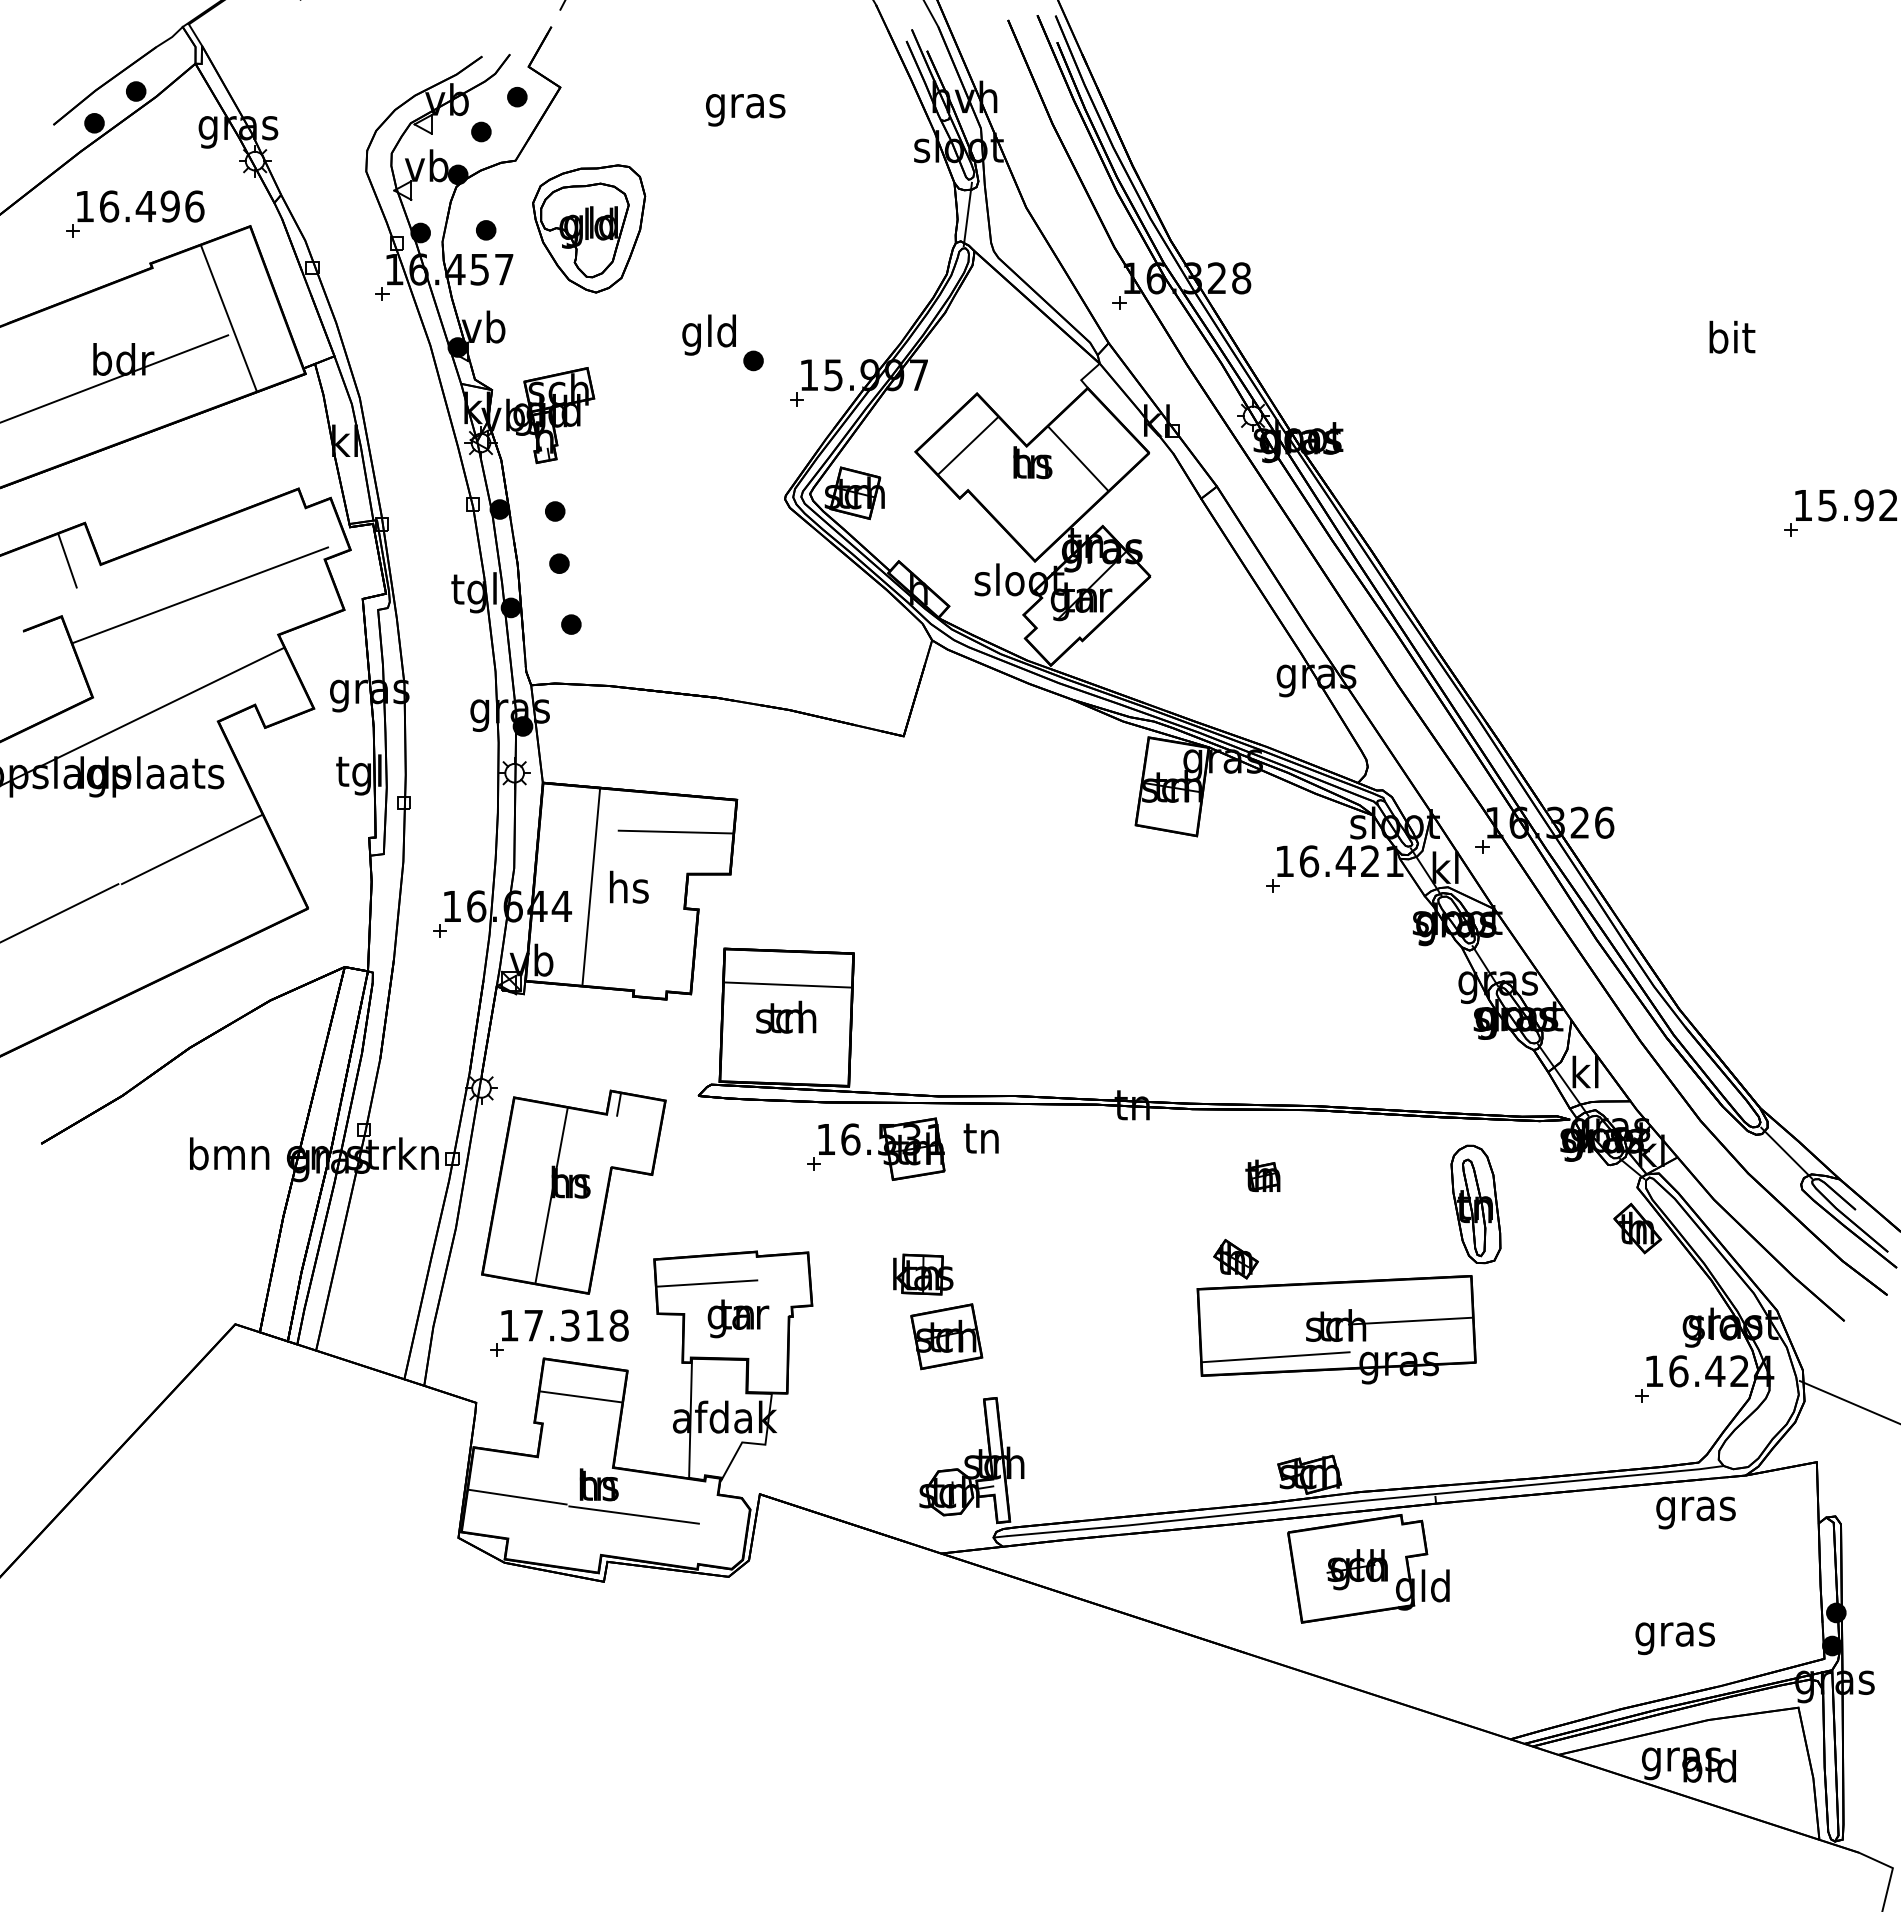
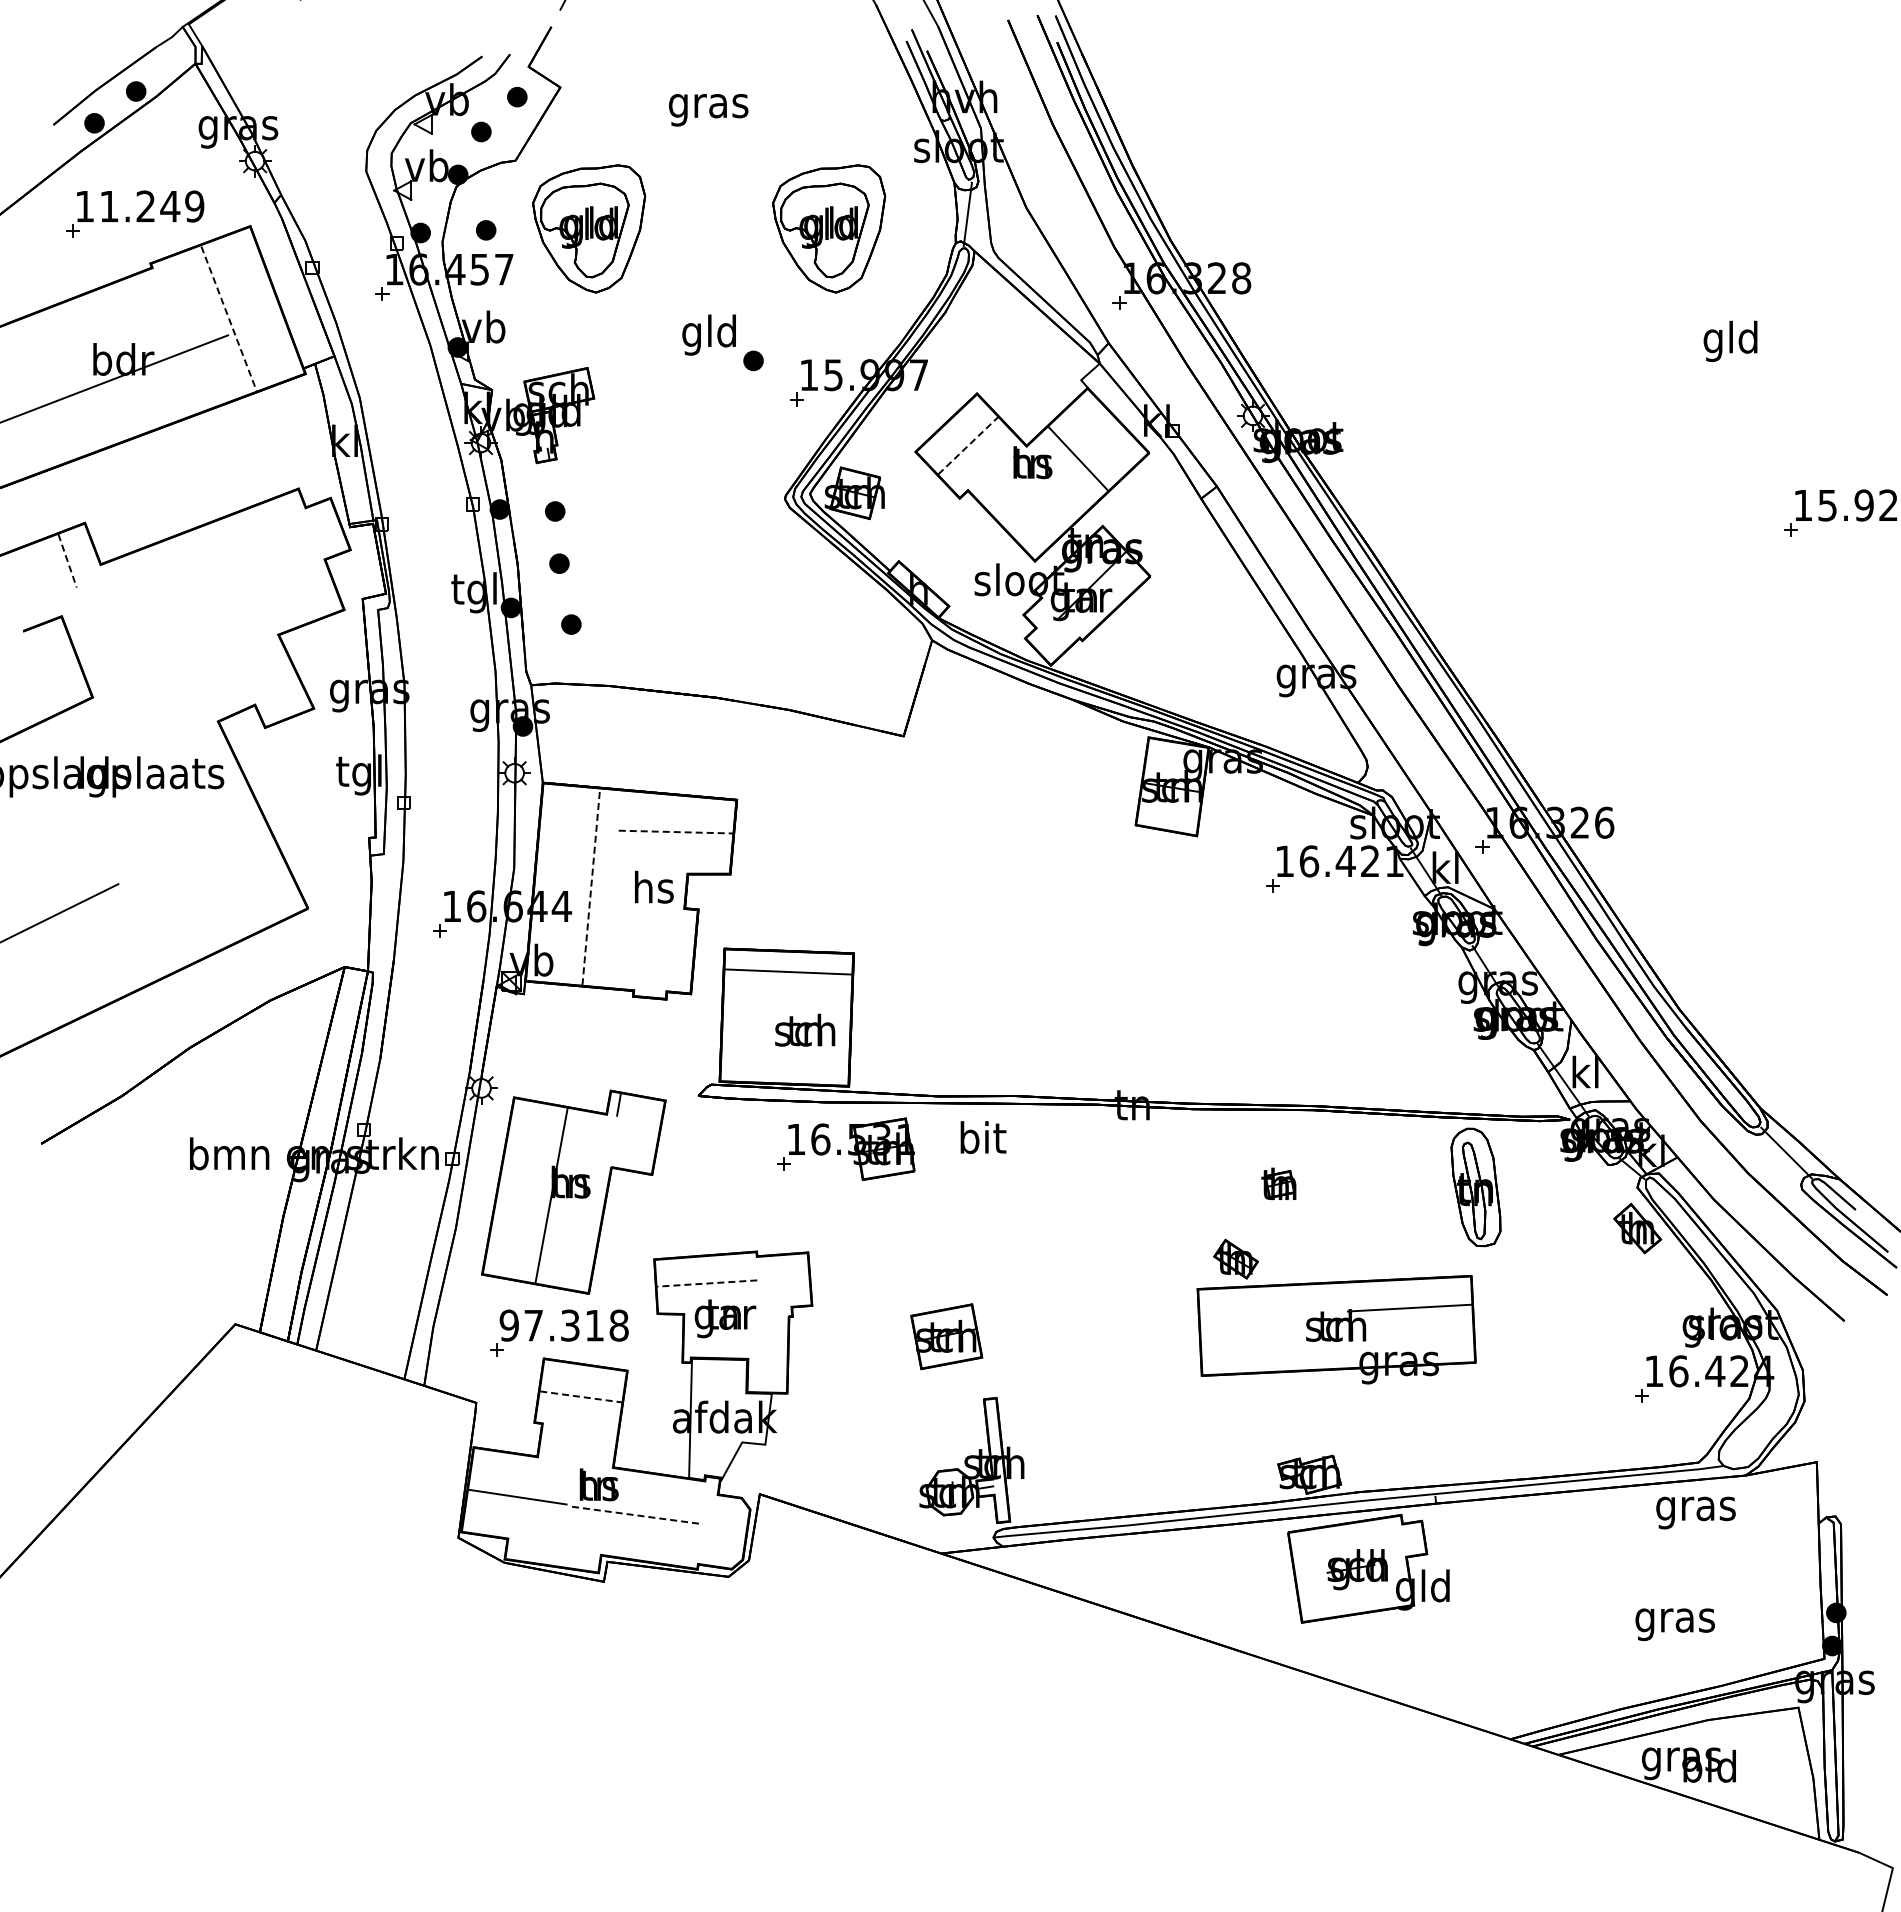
text position: (745, 110) -> (708, 110) (708, 110)
text: 16.496 -> 11.249 (152, 206)
part: none -> present (829, 228)
line: solid -> dashed (229, 319)
text: bit -> gld (1730, 341)
line: solid -> dashed (968, 445)
line: solid -> dashed (67, 561)
line: present -> none (200, 595)
line: present -> none (142, 716)
line: solid -> dashed (676, 832)
line: present -> none (191, 849)
text position: (629, 886) -> (654, 886) (654, 886)
line: solid -> dashed (591, 887)
line position: (787, 984) -> (788, 971) (788, 971)
text position: (786, 1016) -> (805, 1029) (805, 1029)
text: tn -> bit (983, 1137)
part position: (876, 1148) -> (846, 1148) (846, 1148)
part position: (1262, 1175) -> (1278, 1183) (1278, 1183)
part position: (1475, 1204) -> (1475, 1187) (1475, 1187)
part: present -> none (923, 1274)
line: solid -> dashed (706, 1283)
text position: (738, 1318) -> (725, 1318) (725, 1318)
line position: (1410, 1320) -> (1409, 1307) (1409, 1307)
text: 17.318 -> 97.318 (508, 1325)
line: present -> none (1275, 1357)
line: solid -> dashed (581, 1396)
line: present -> none (1848, 1401)
line: solid -> dashed (633, 1514)
text position: (1674, 1638) -> (1674, 1624) (1674, 1624)
